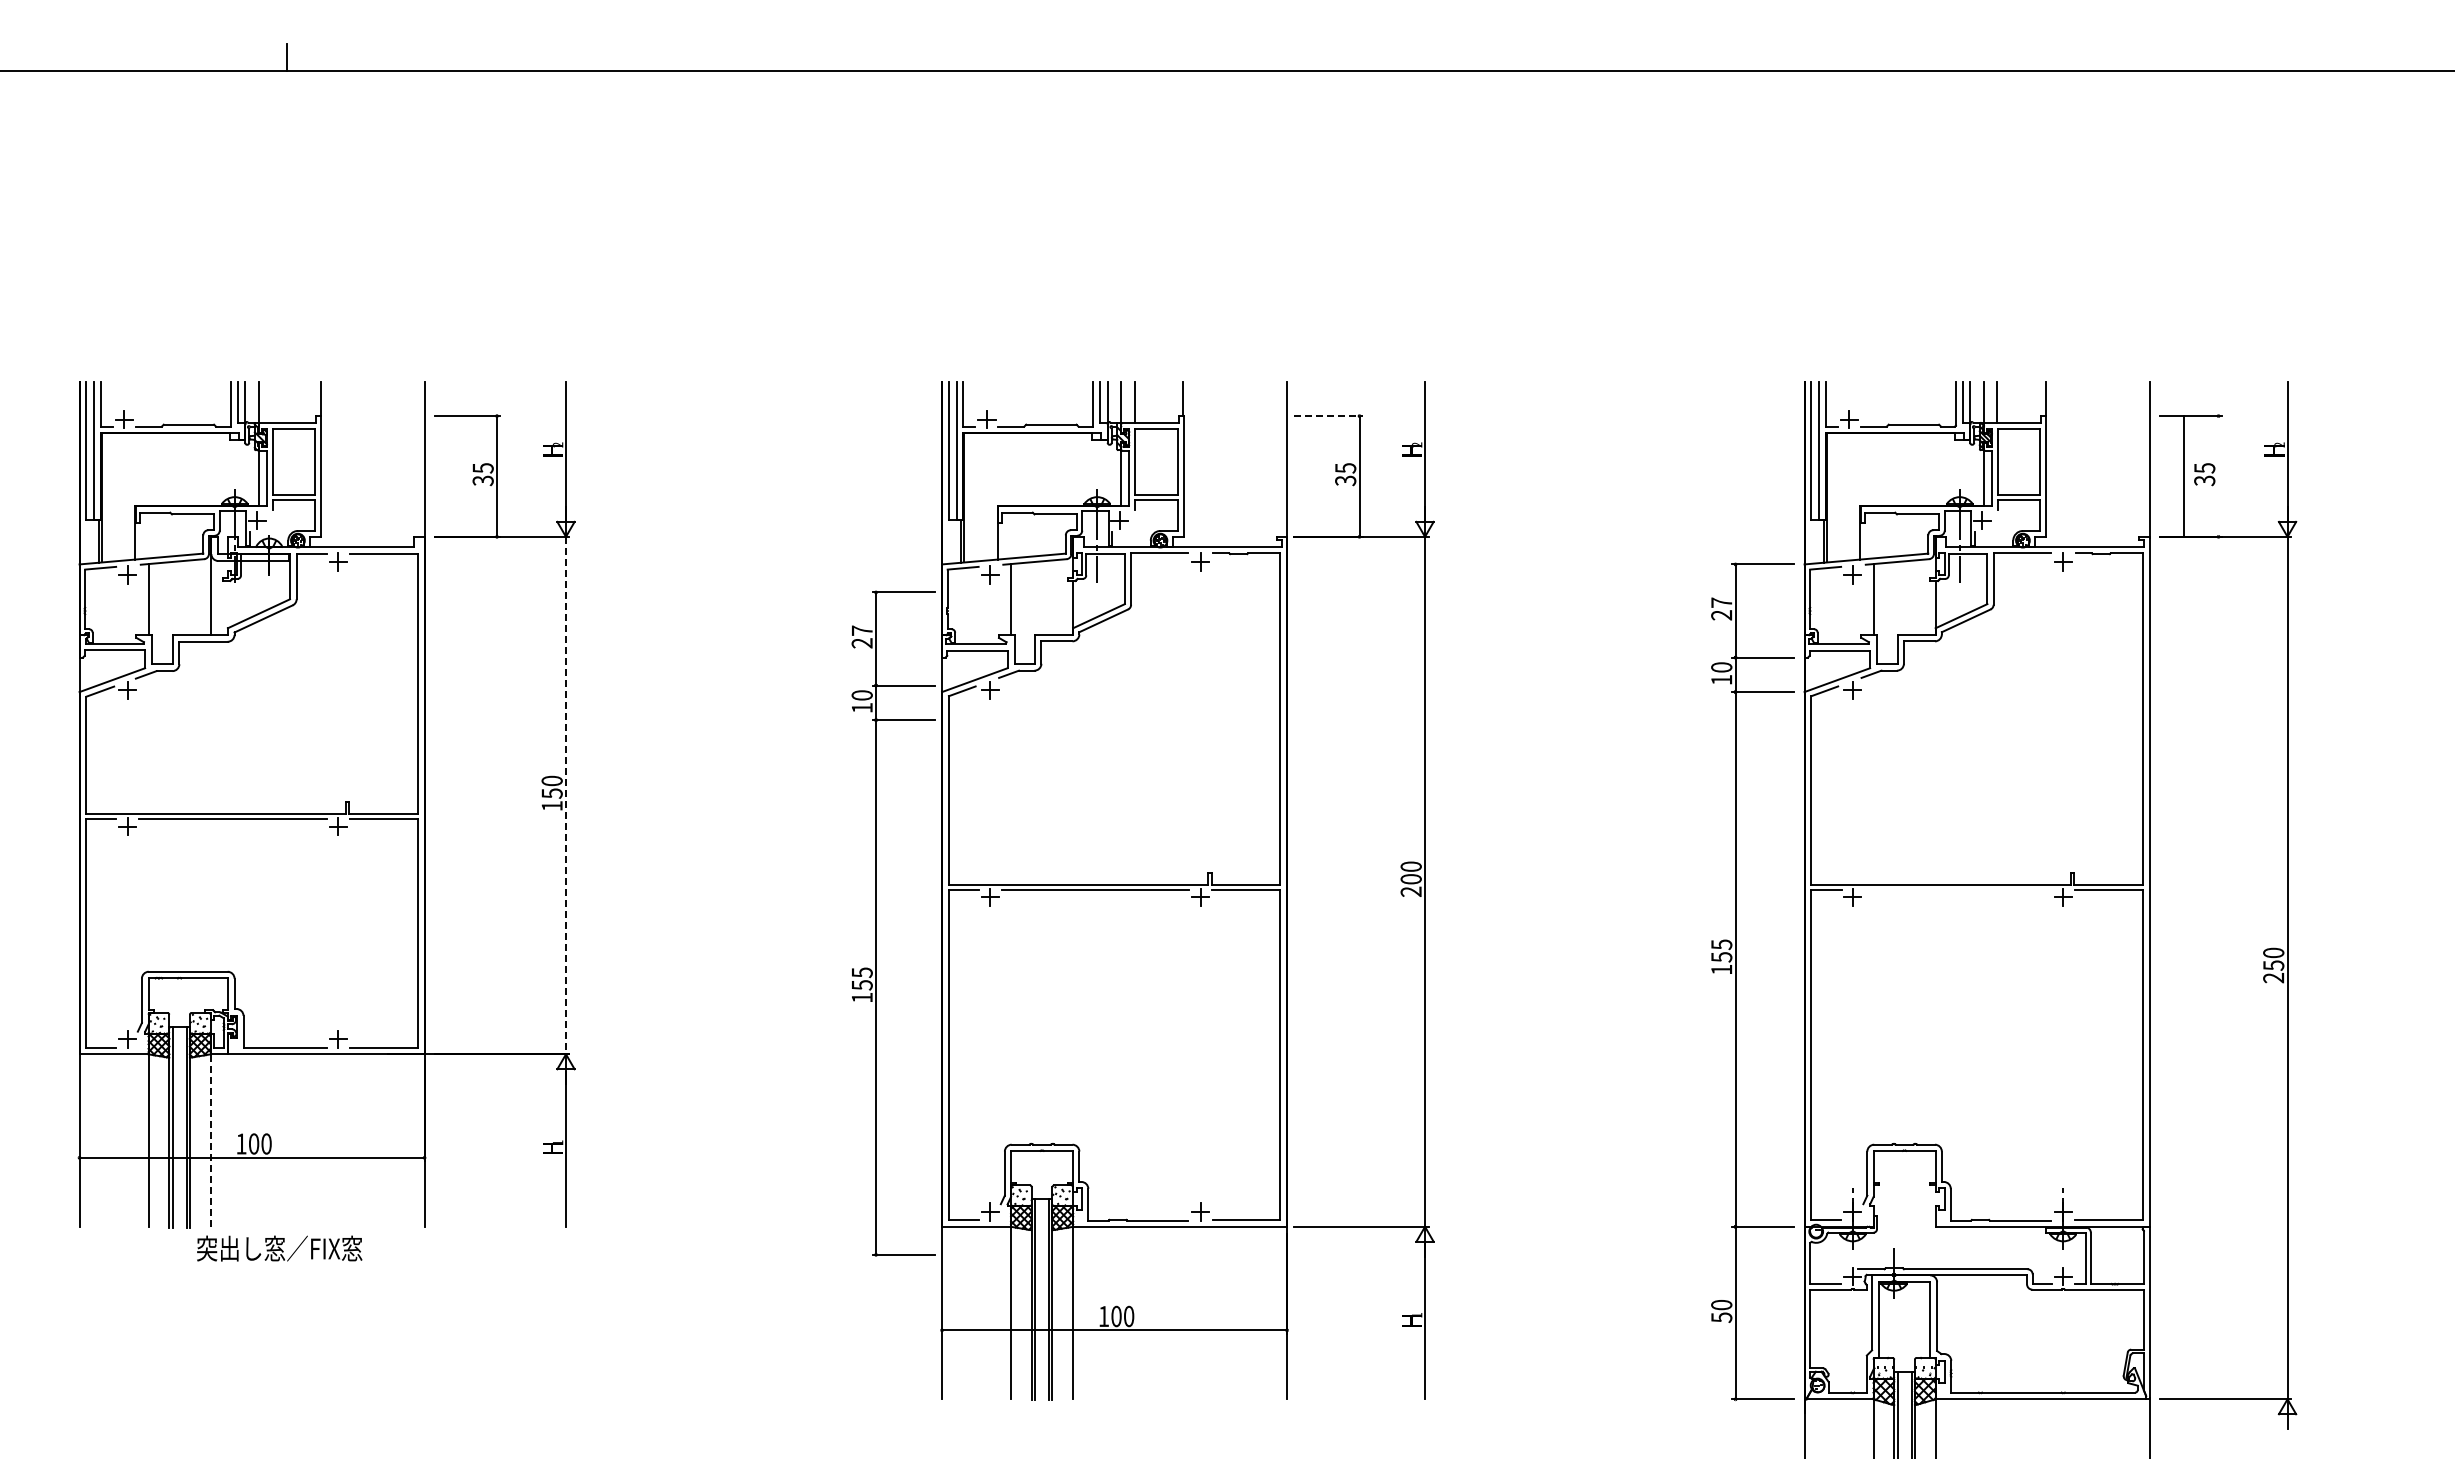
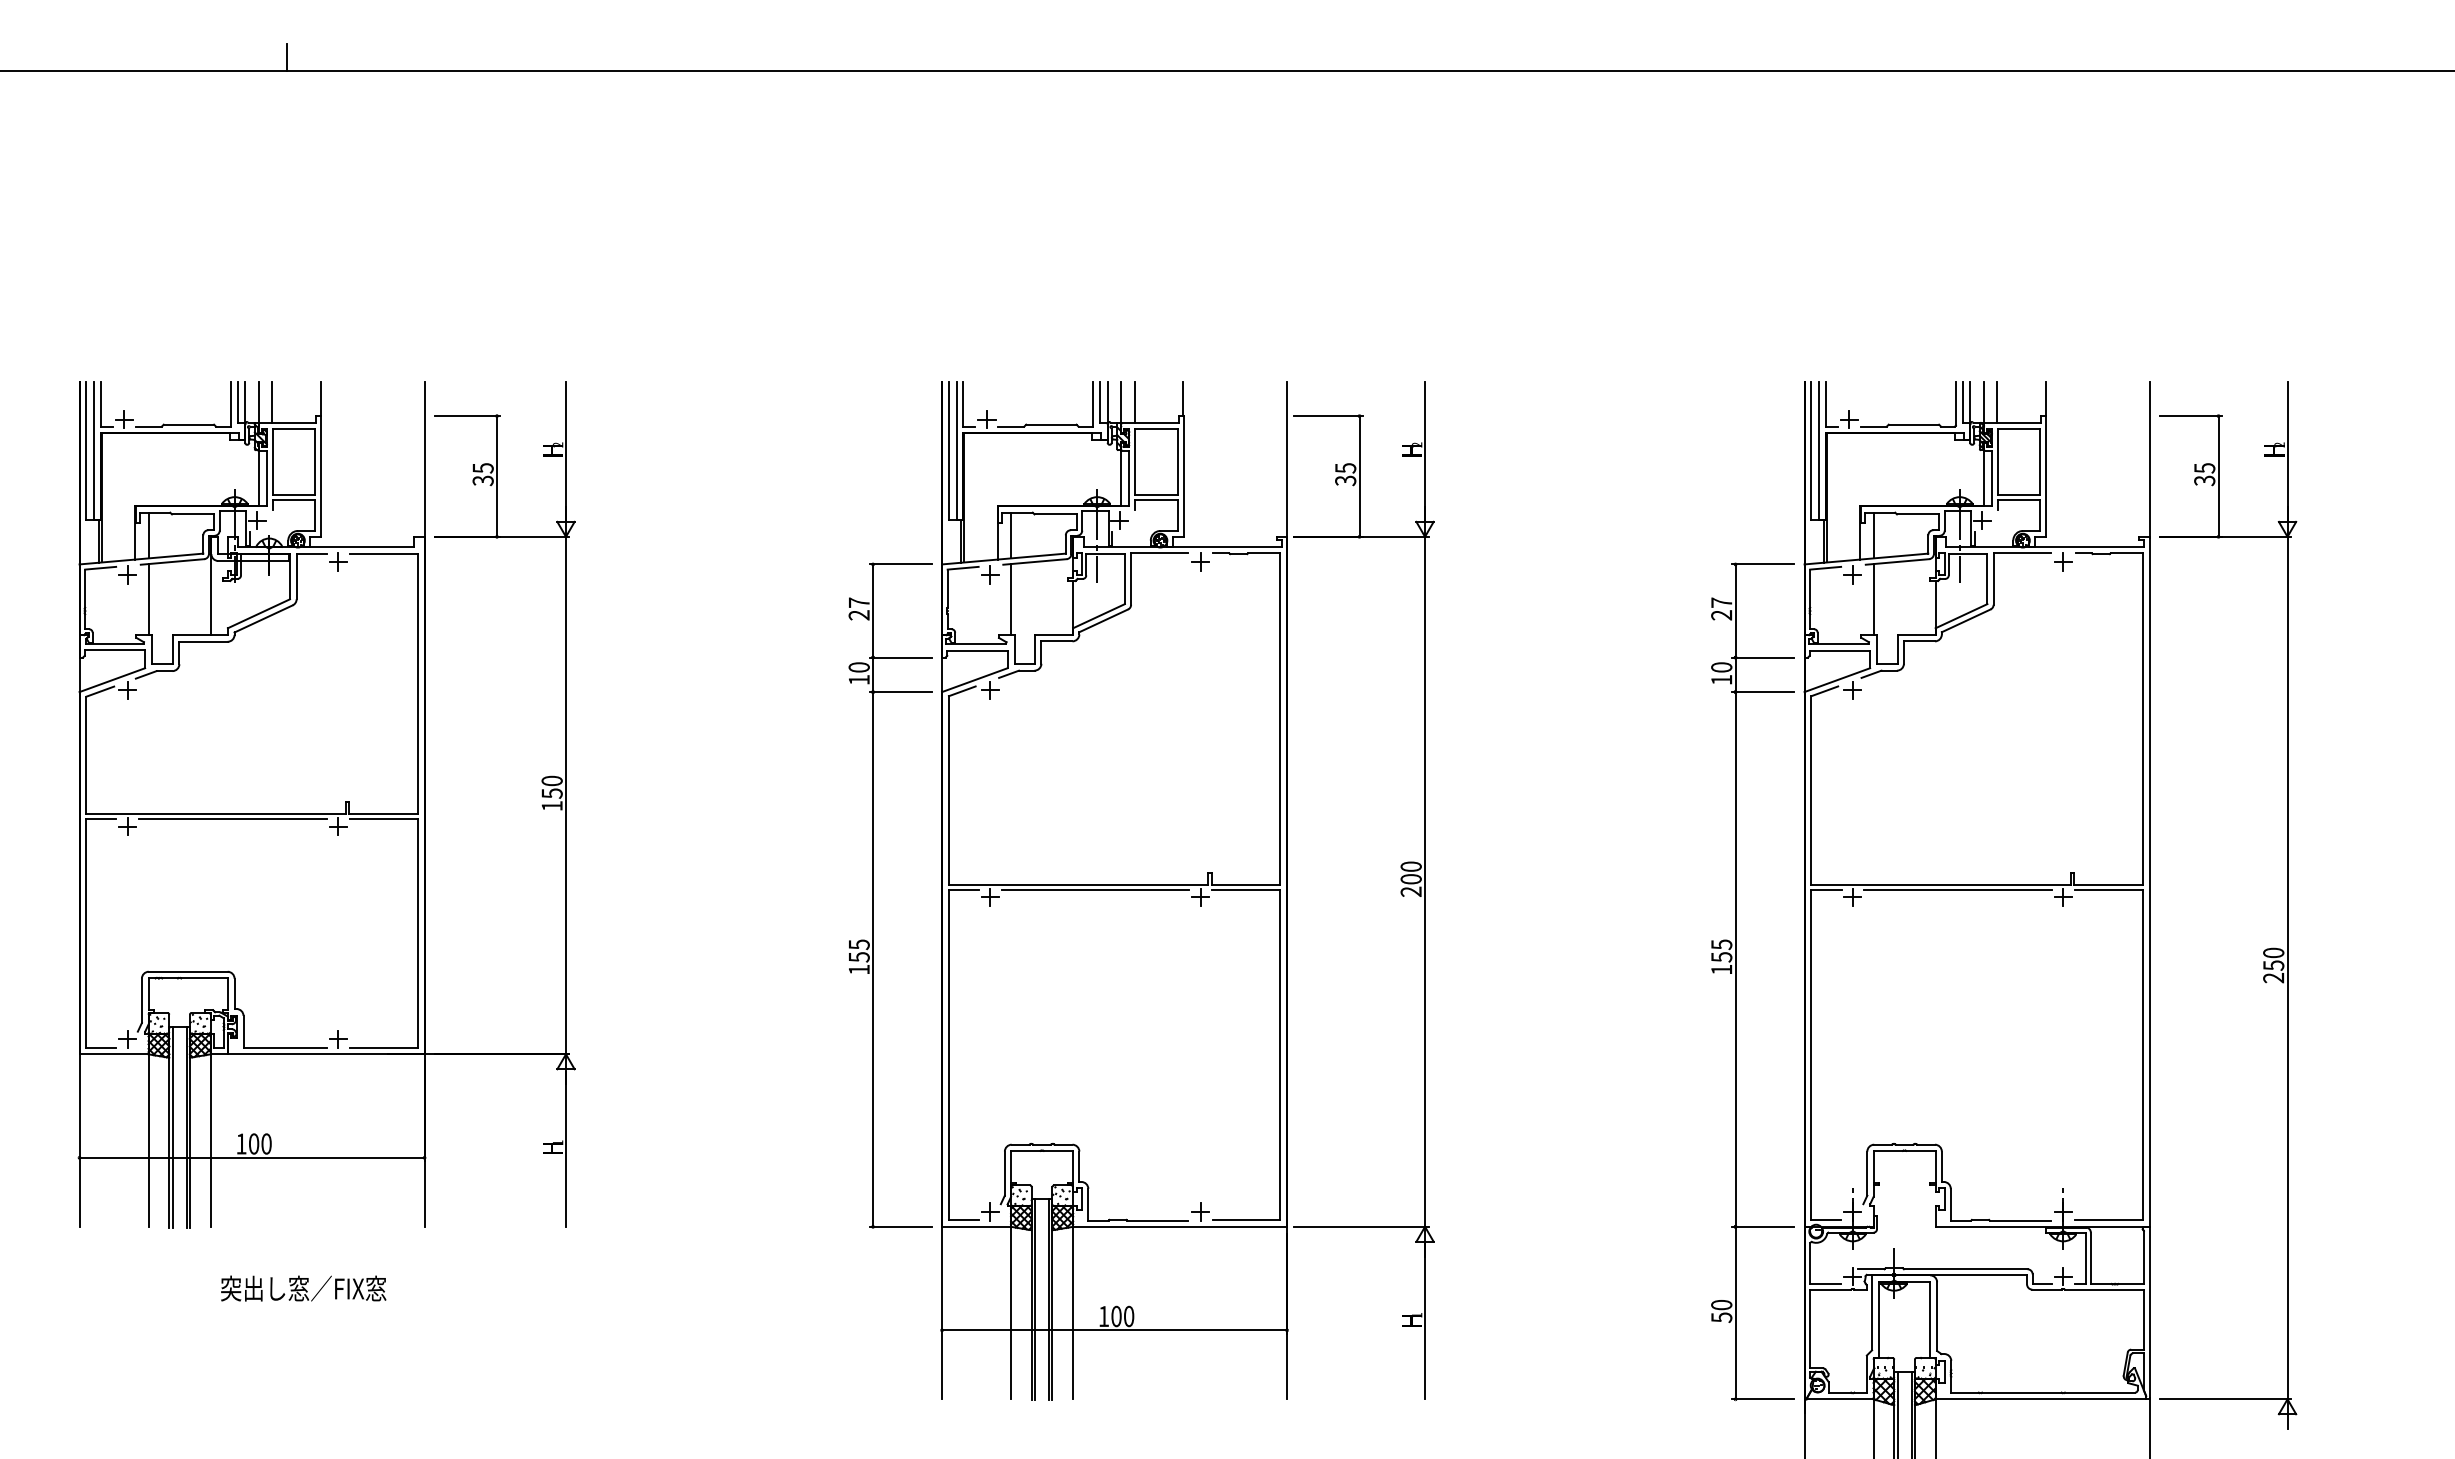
line: none -> present (272, 401)
line: dashed -> solid (1328, 416)
line position: (2183, 476) -> (2218, 476) (2218, 476)
line: none -> present (148, 535)
line: none -> present (1011, 535)
line: none -> present (1873, 535)
line: dashed -> solid (566, 795)
line: none -> present (1957, 889)
part position: (876, 923) -> (873, 895) (873, 895)
line: dashed -> solid (210, 1140)
text position: (279, 1248) -> (303, 1288) (303, 1288)
